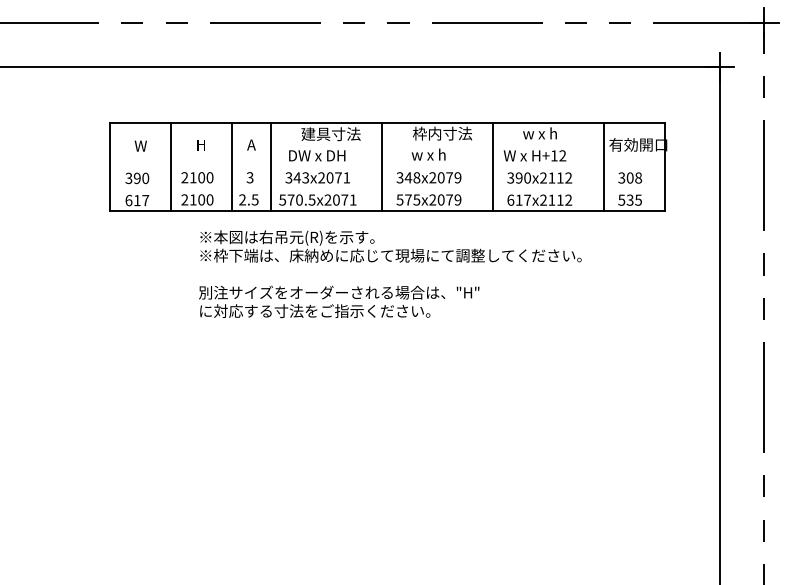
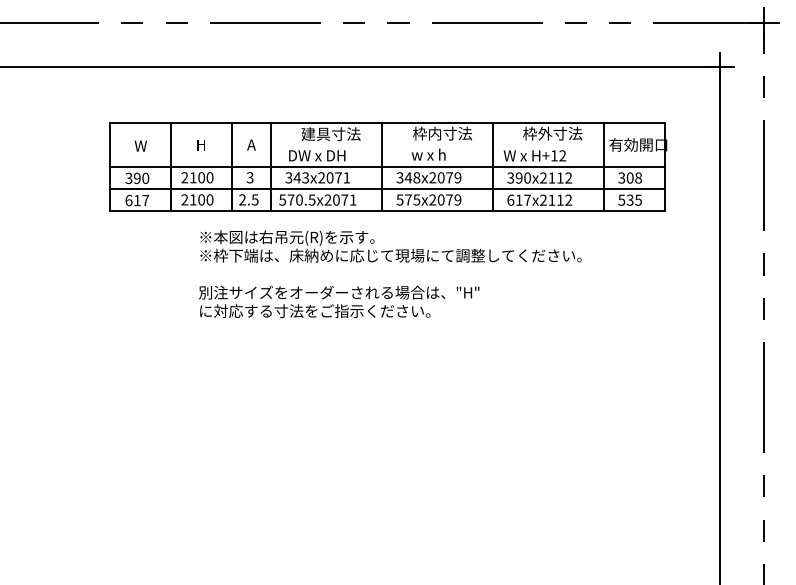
text: w x h -> 枠外寸法 (552, 133)
line: none -> present (387, 166)
line: none -> present (387, 189)
